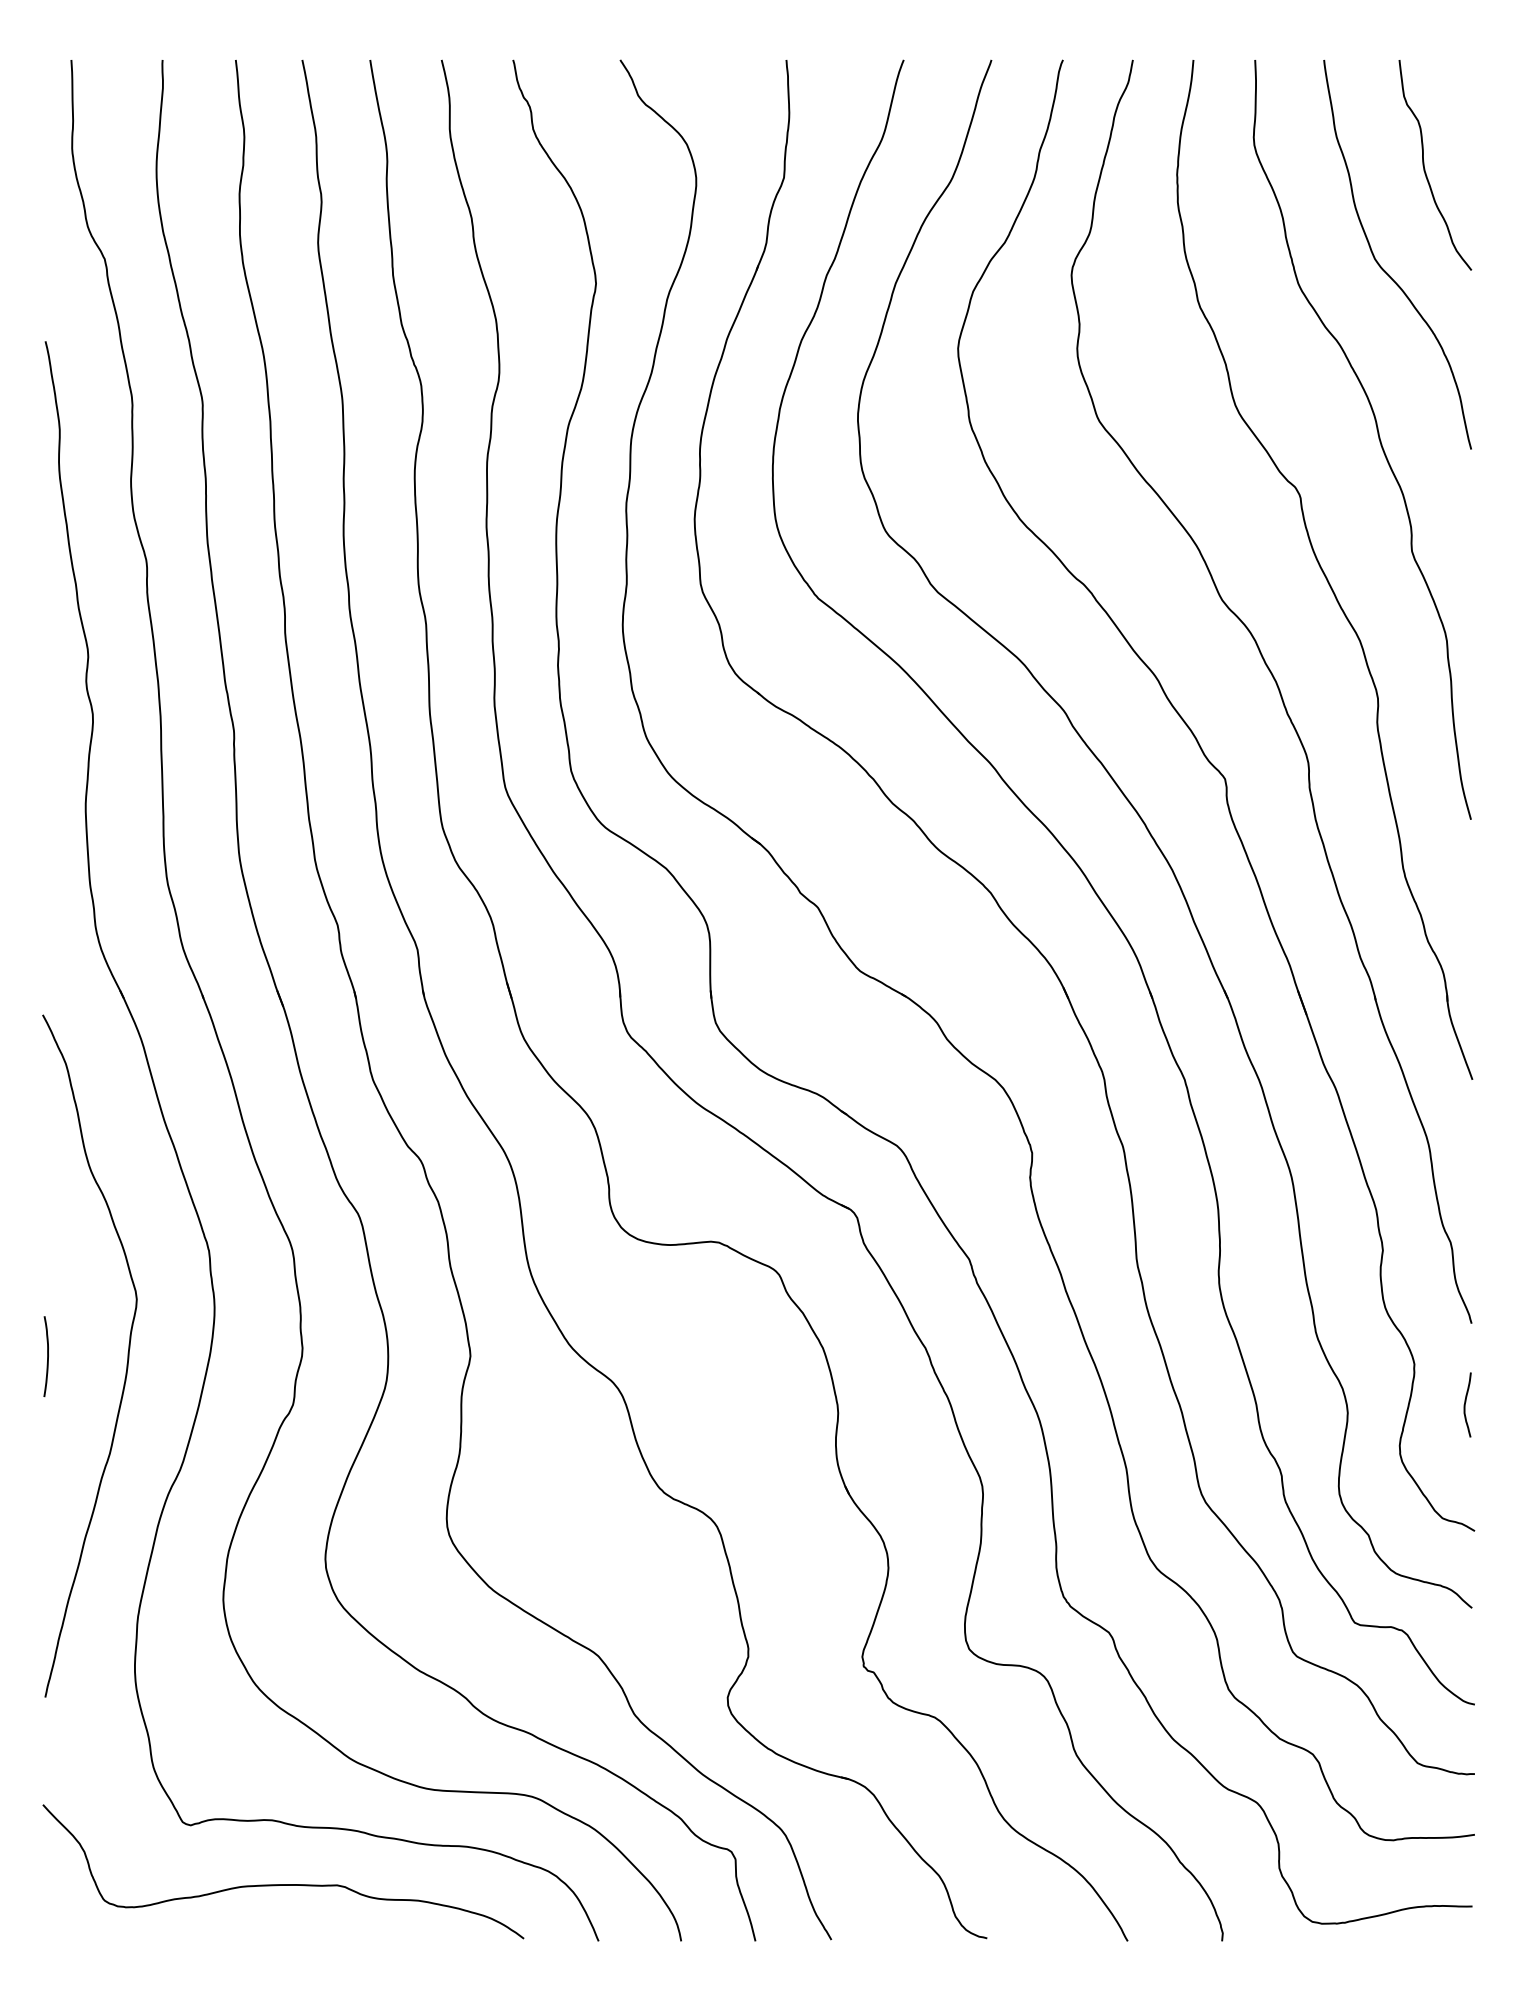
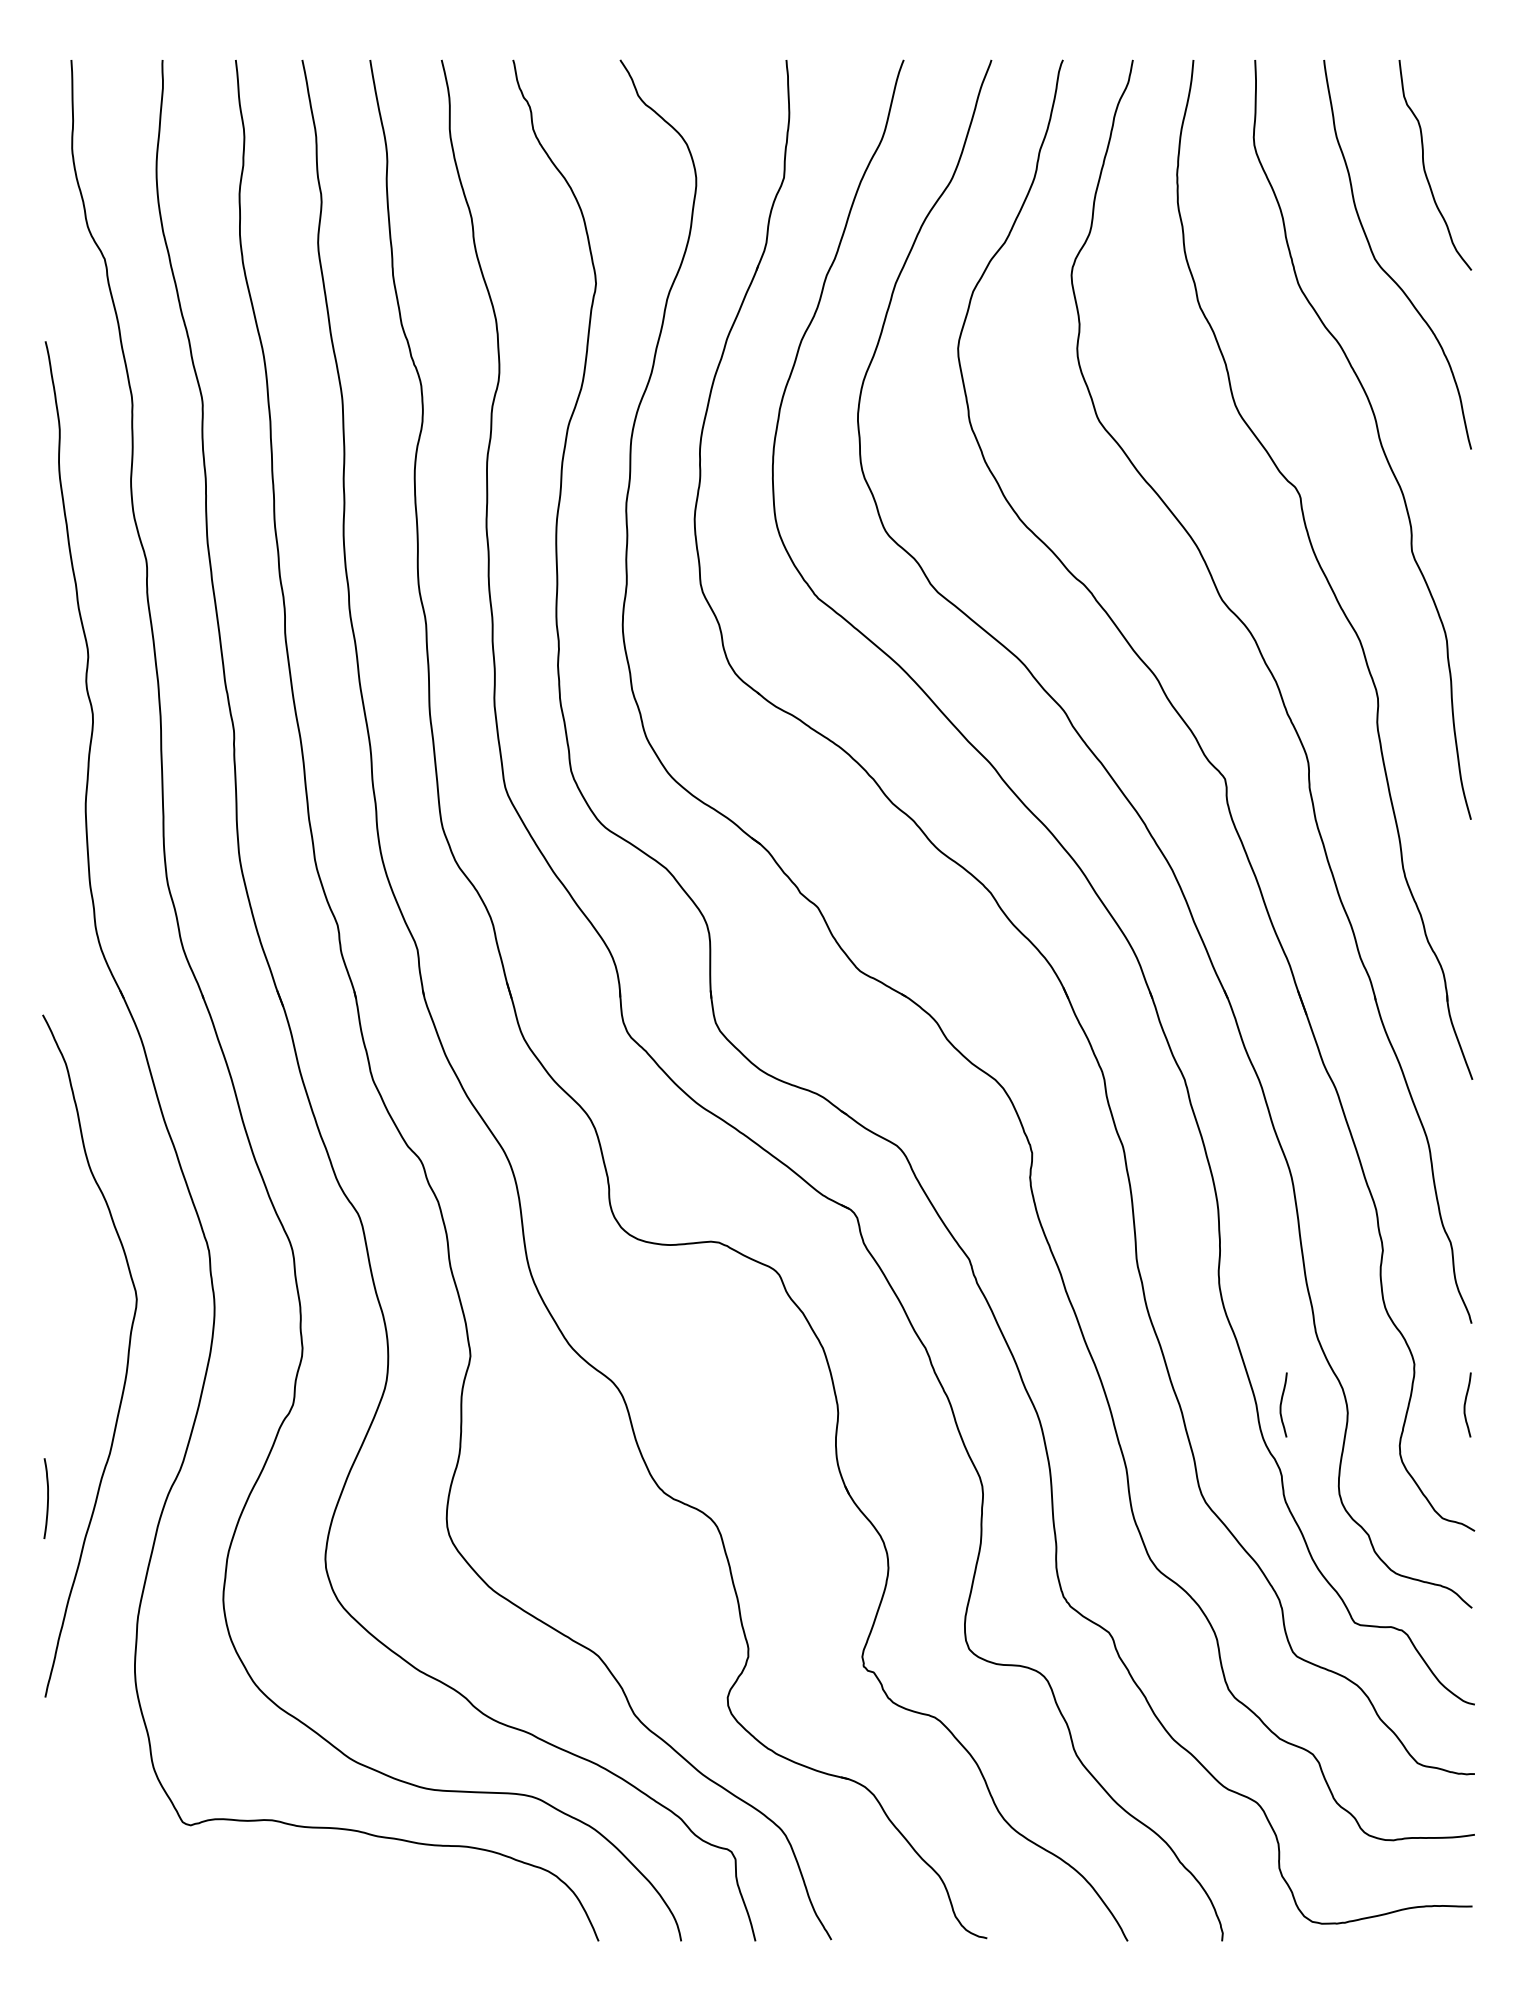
curve position: (47, 1356) -> (47, 1498) (47, 1498)
curve: none -> present (1281, 1404)
curve: present -> none (283, 1884)
